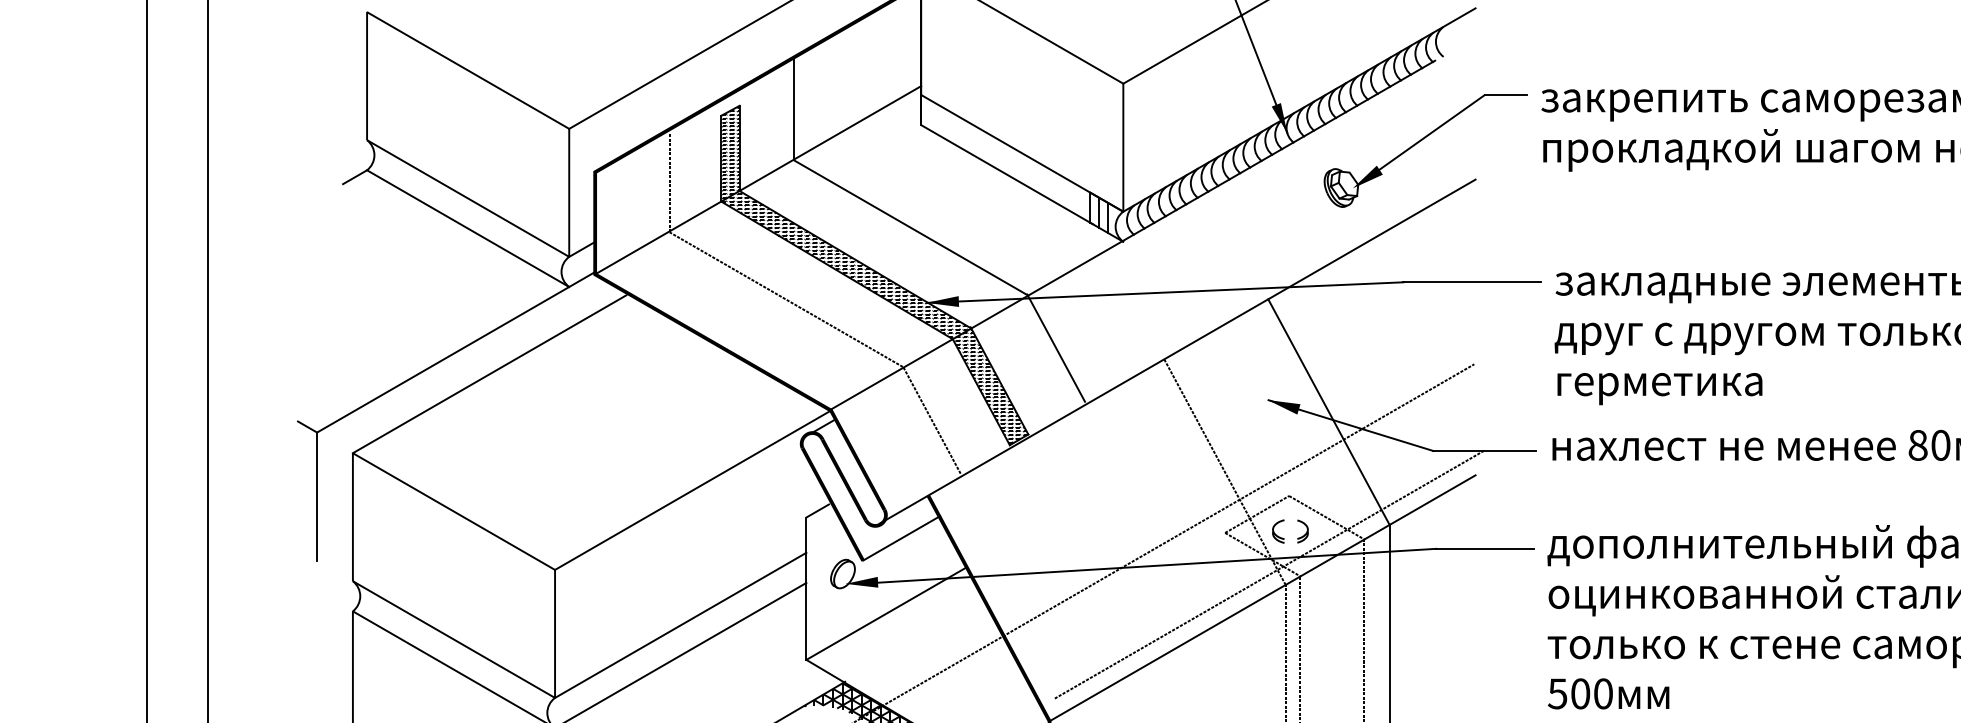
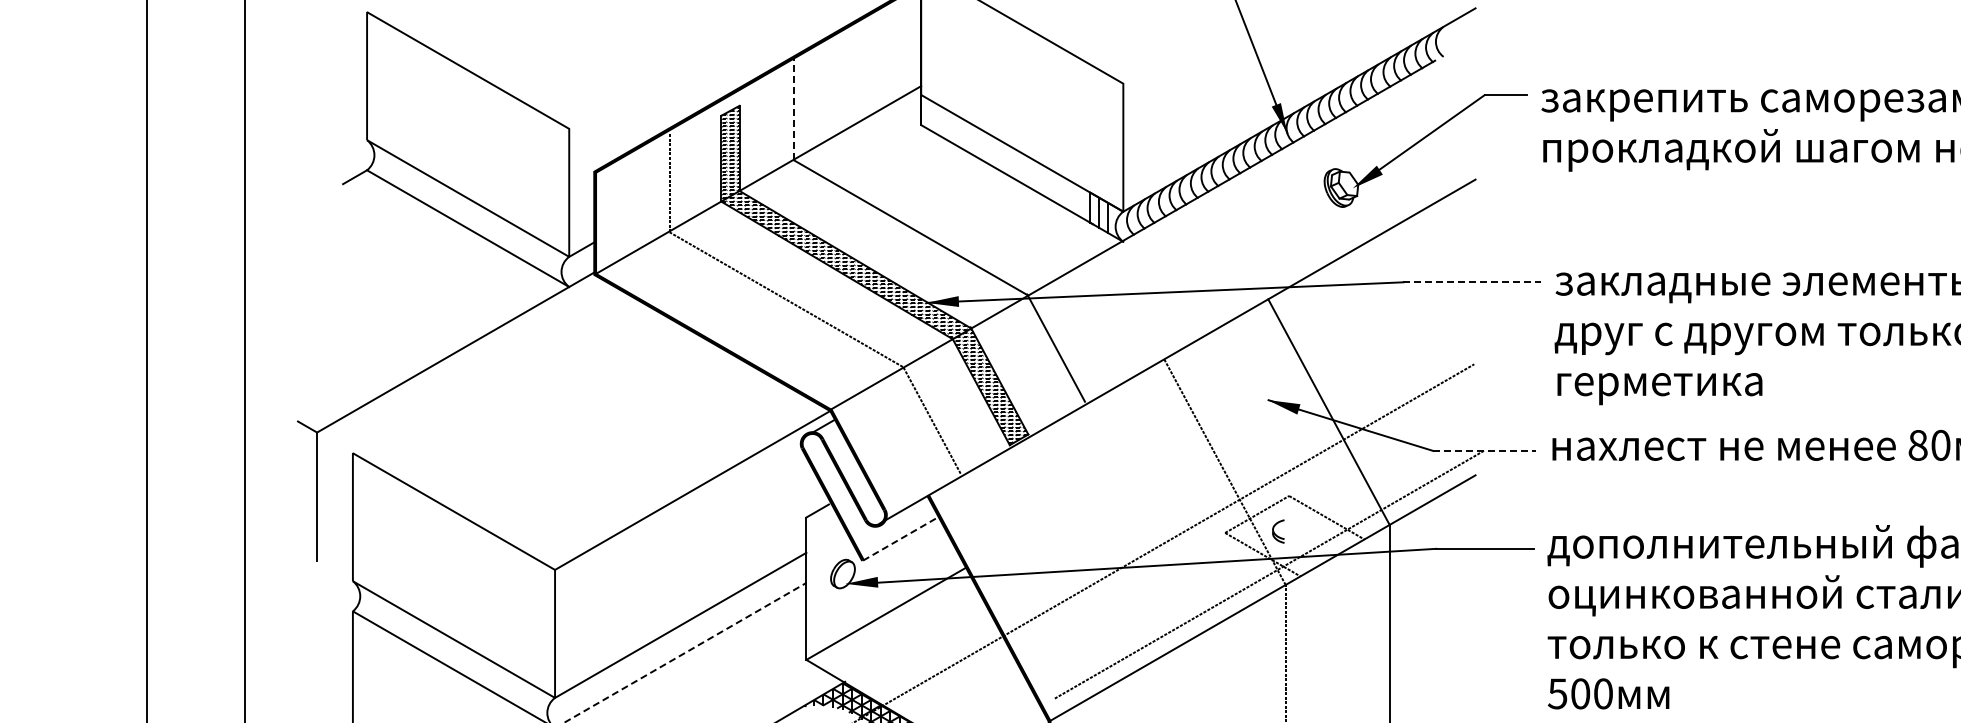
line: present -> none (1193, 42)
line: present -> none (678, 65)
line: solid -> dashed (794, 109)
line: solid -> dashed (1472, 282)
line position: (207, 360) -> (244, 360) (244, 360)
line: present -> none (489, 374)
line: solid -> dashed (1485, 450)
part: present -> none (1302, 531)
line: solid -> dashed (901, 538)
line: present -> none (1364, 629)
line: present -> none (1300, 647)
line: solid -> dashed (685, 652)
